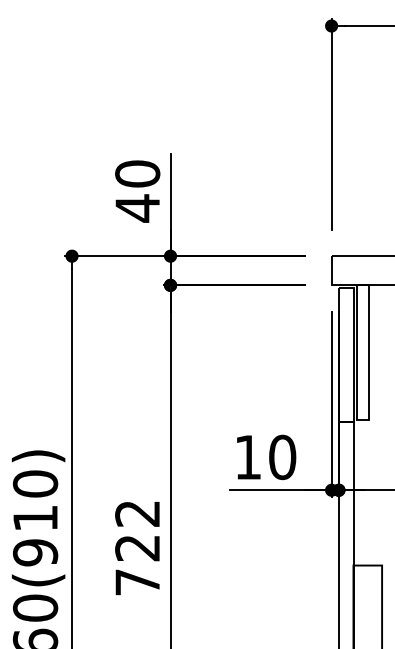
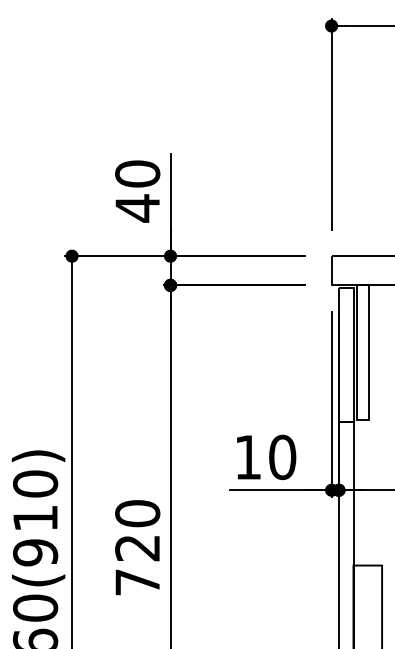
text: 722 -> 720 (137, 513)
